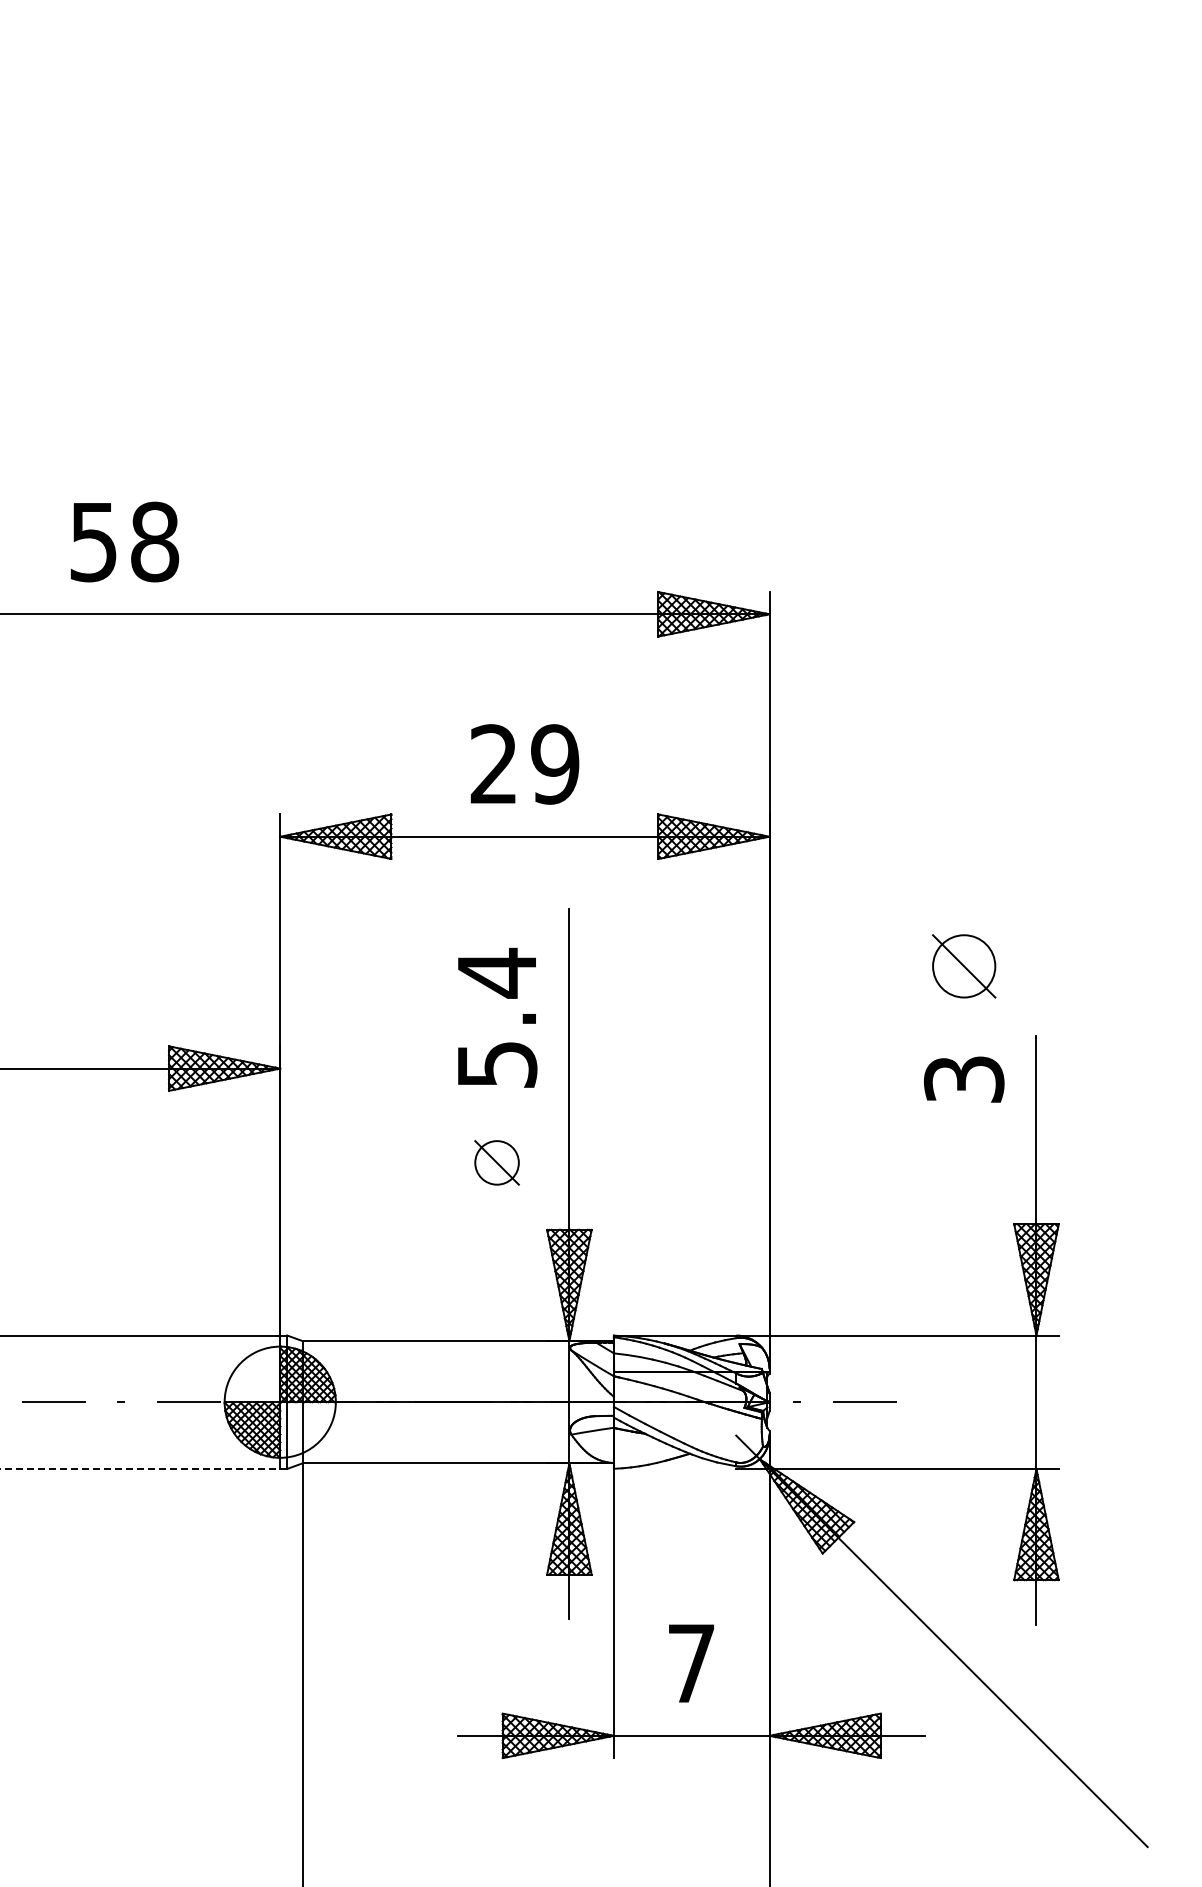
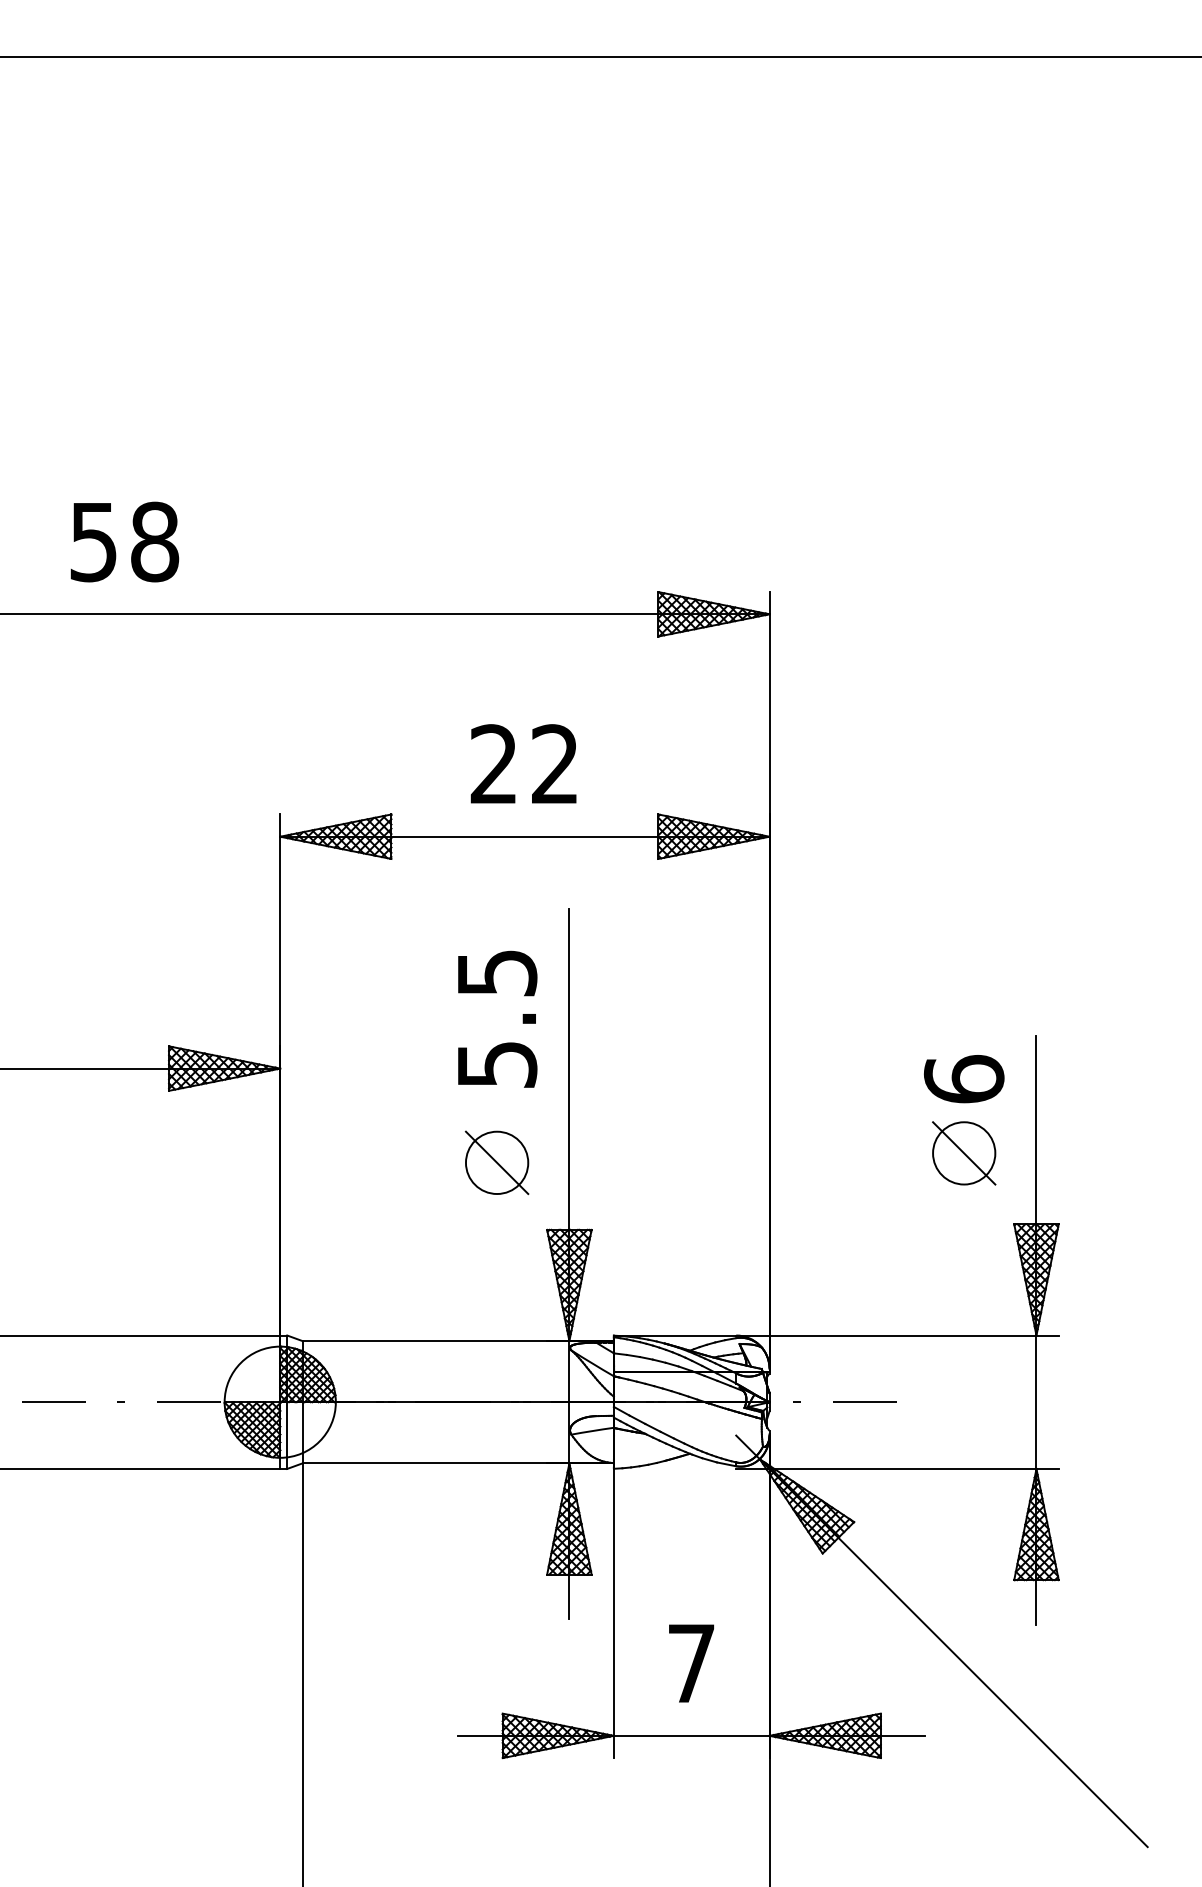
line: none -> present (600, 56)
text: 29 -> 22 (555, 764)
part position: (964, 966) -> (964, 1153) (964, 1153)
text: 5.4 -> 5.5 (497, 972)
text: 3 -> 6 (963, 1079)
part size: 46x46 px -> 66x66 px (496, 1162)
line: dashed -> solid (140, 1468)
